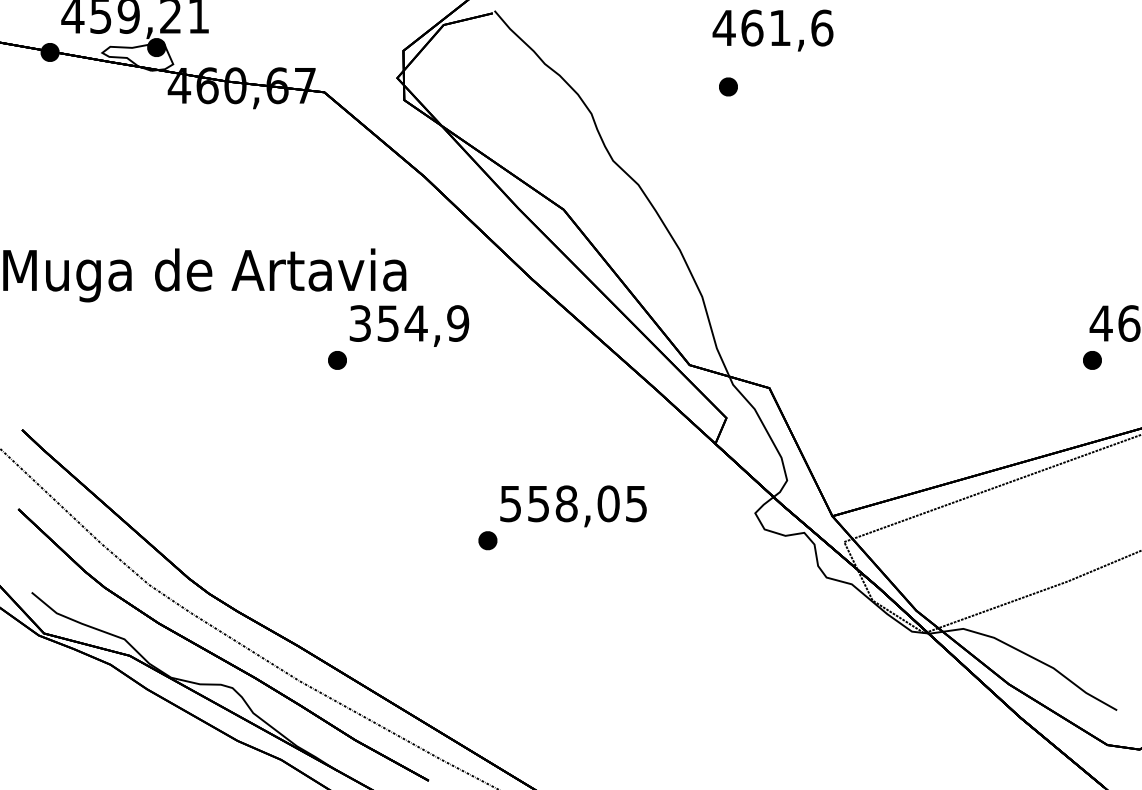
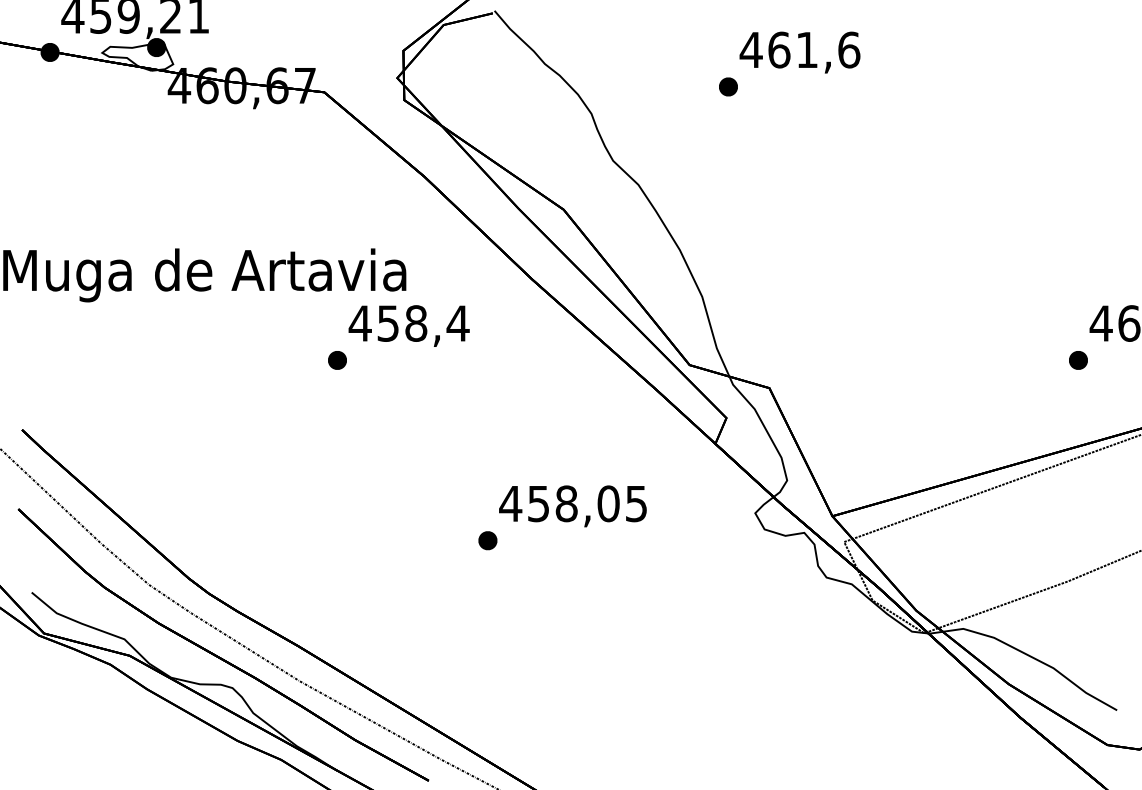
text position: (772, 30) -> (799, 52) (799, 52)
text: 354,9 -> 458,4 (408, 323)
part position: (1092, 360) -> (1078, 360) (1078, 360)
text: 558,05 -> 458,05 (510, 504)
